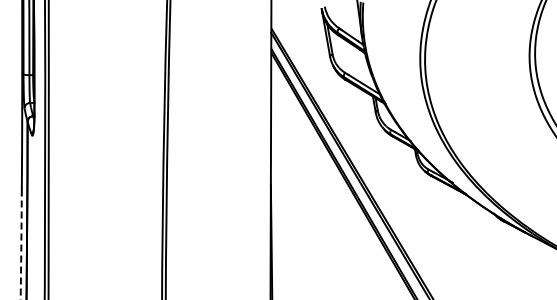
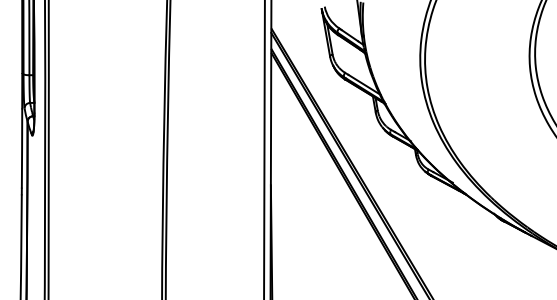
line: none -> present (264, 149)
arc: dashed -> solid (21, 247)
